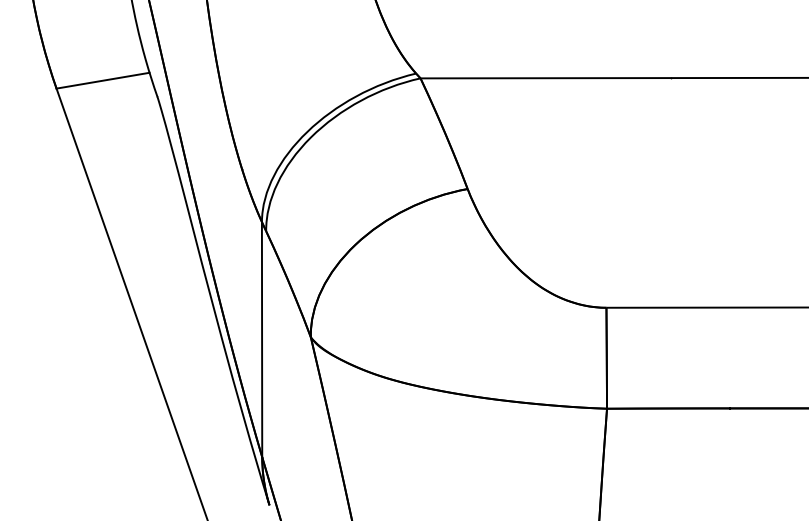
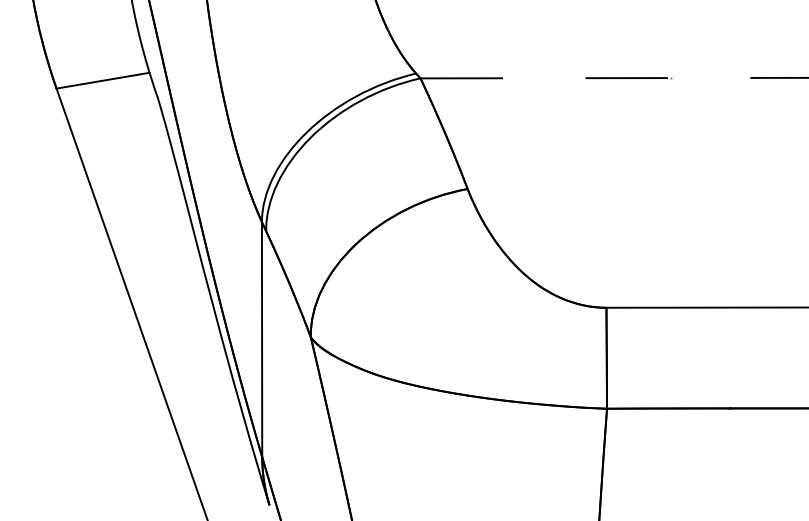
line: solid -> dashed (614, 78)
